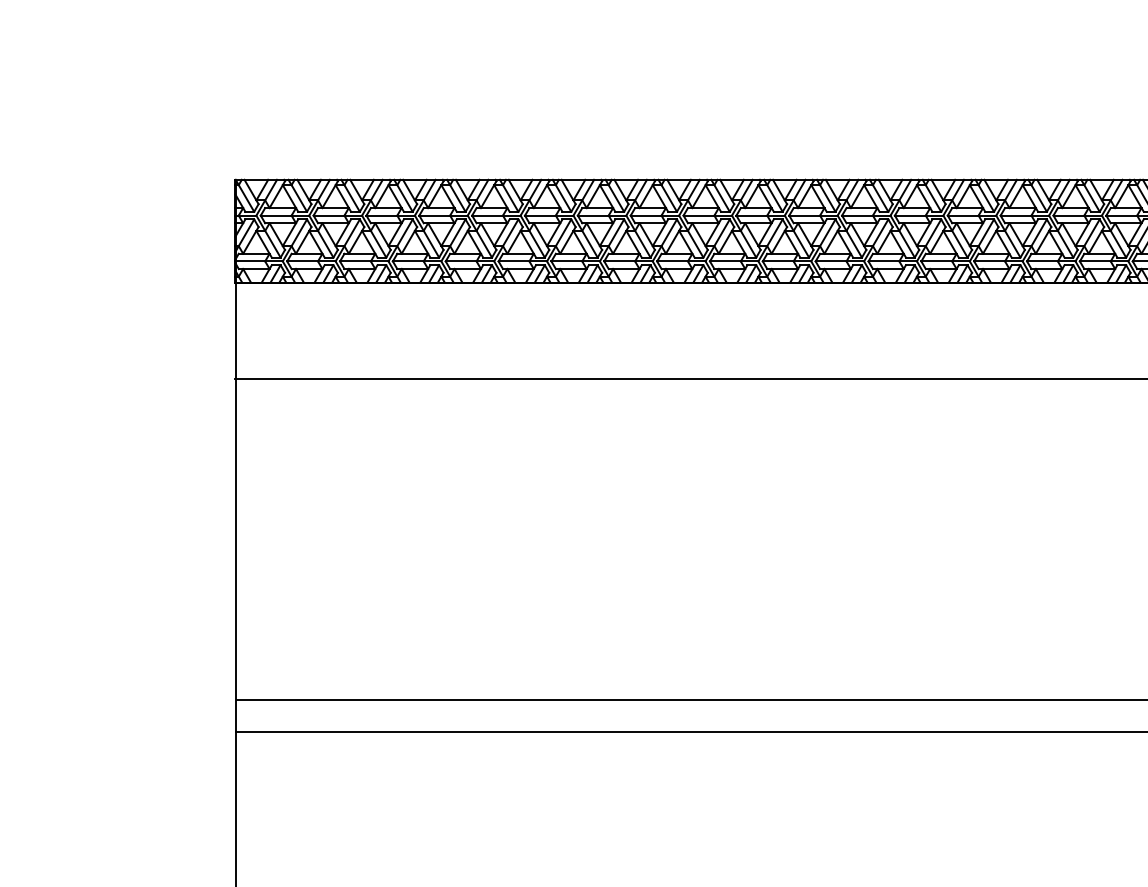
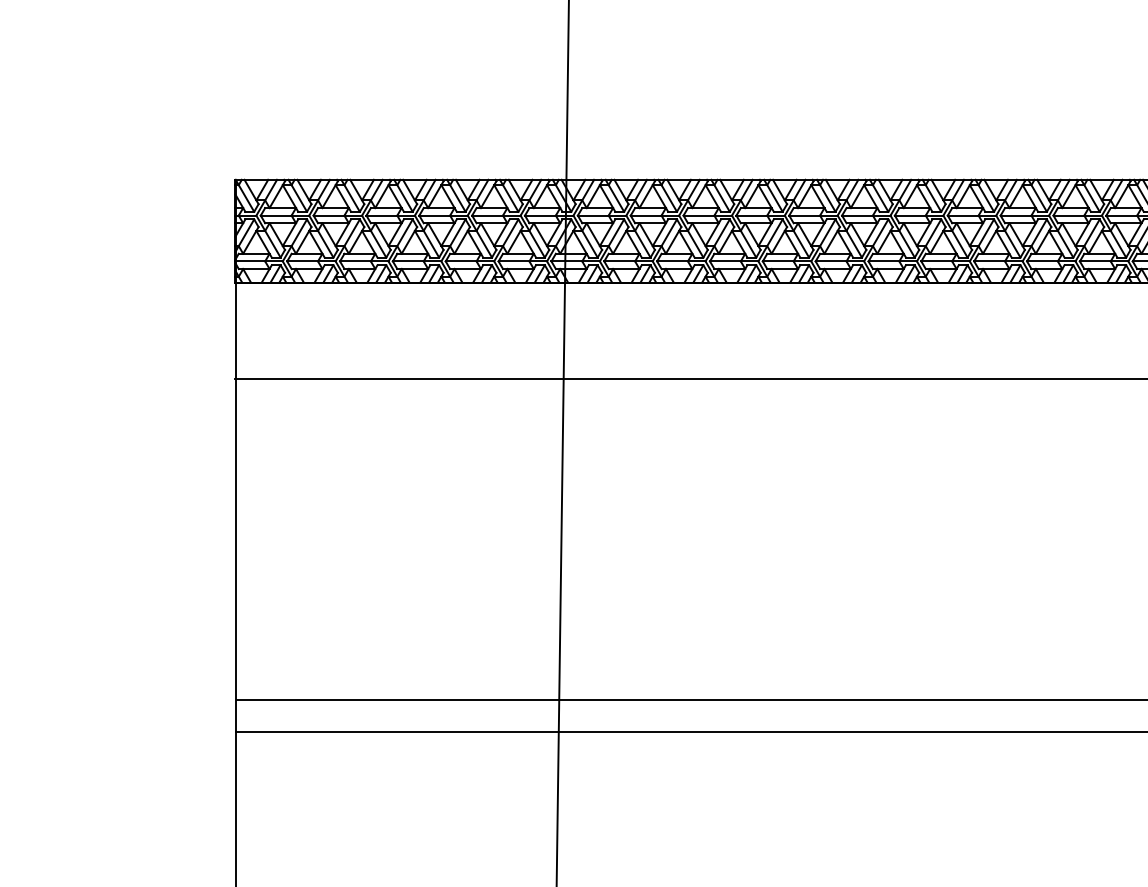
line: none -> present (562, 442)
